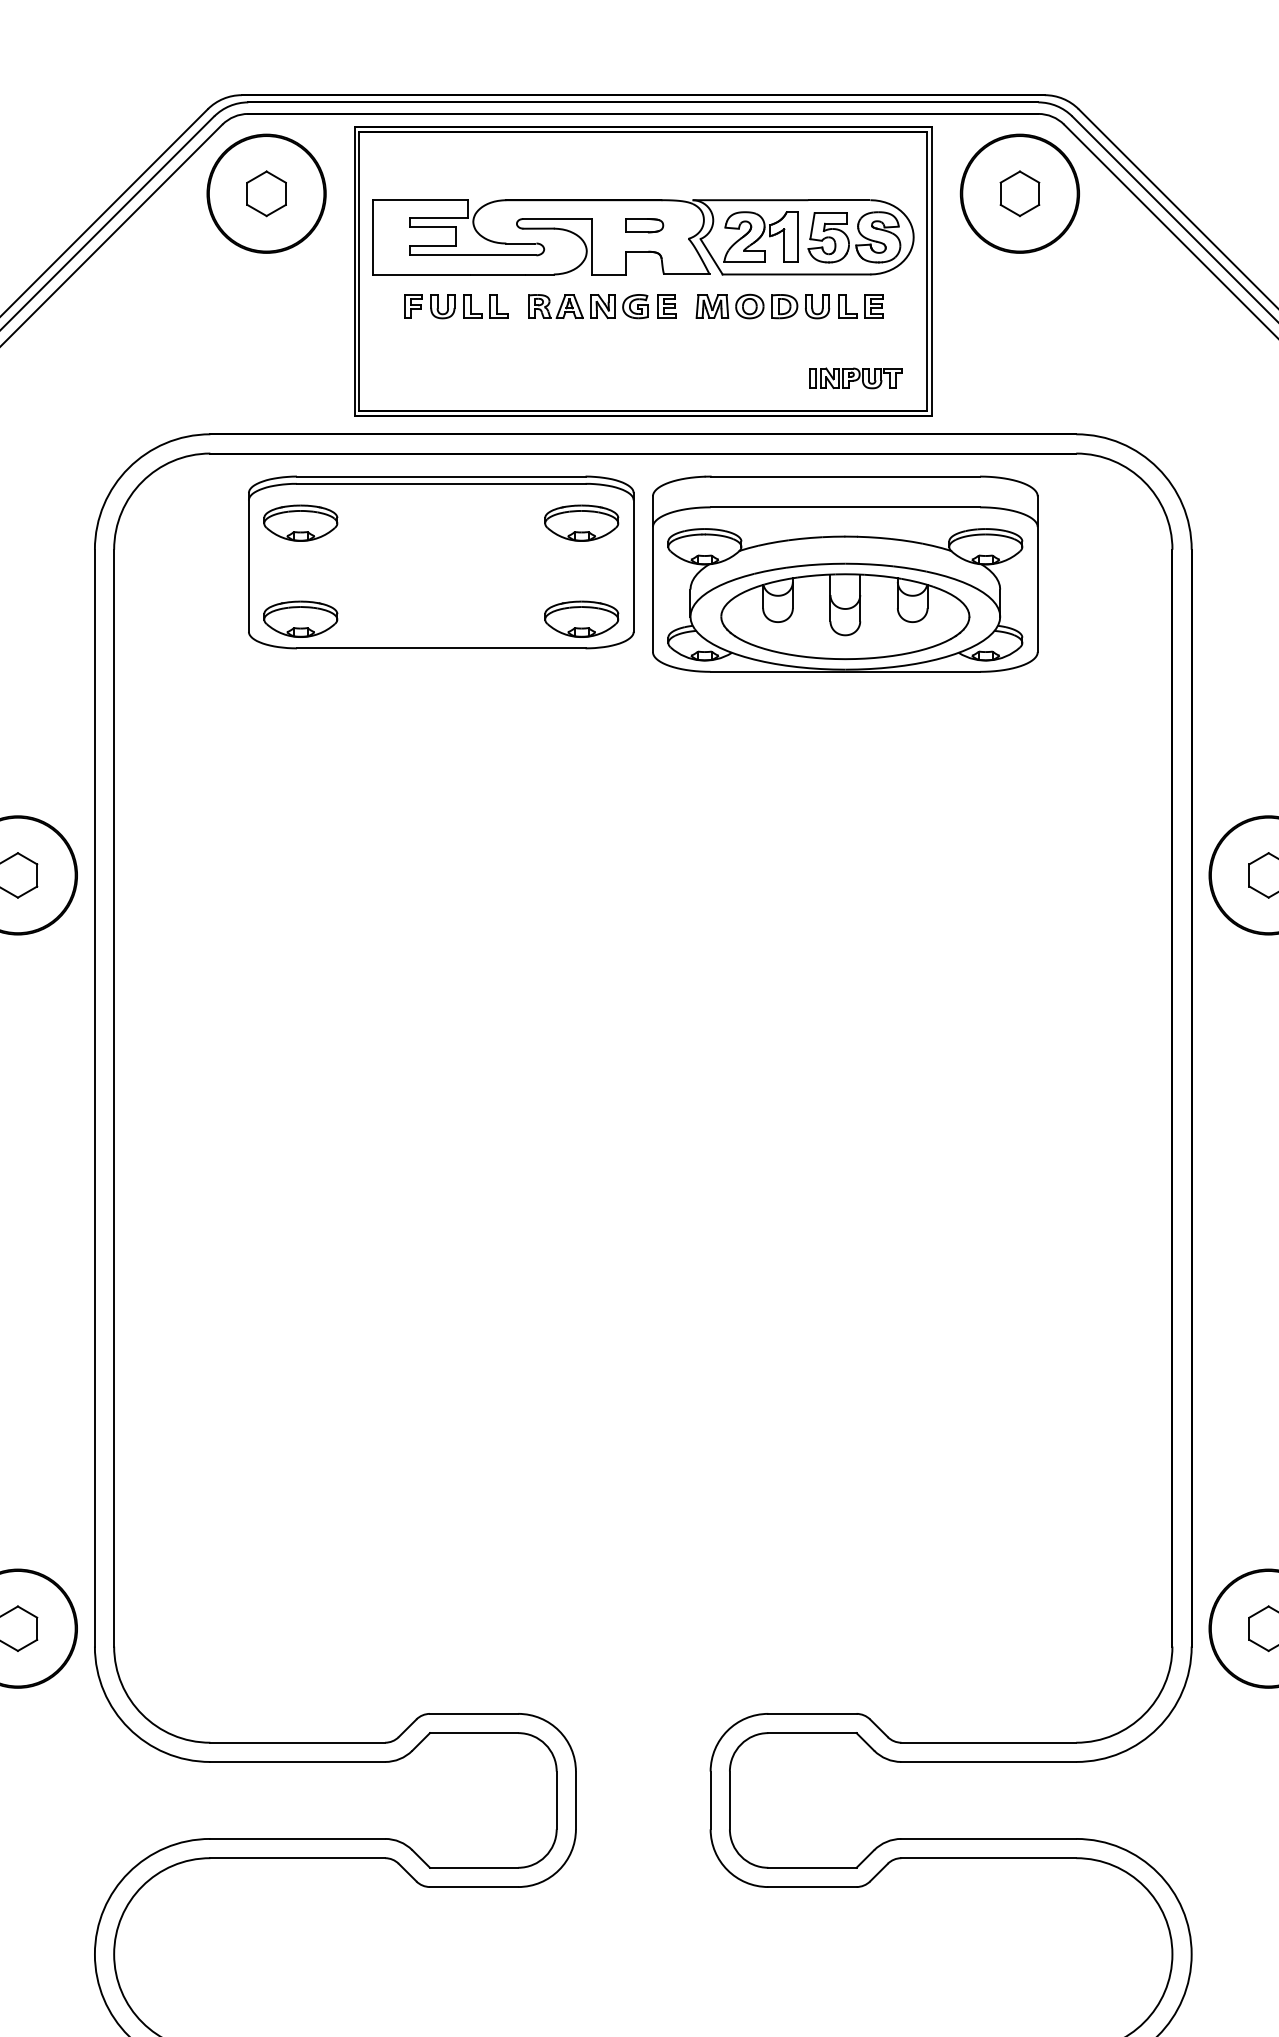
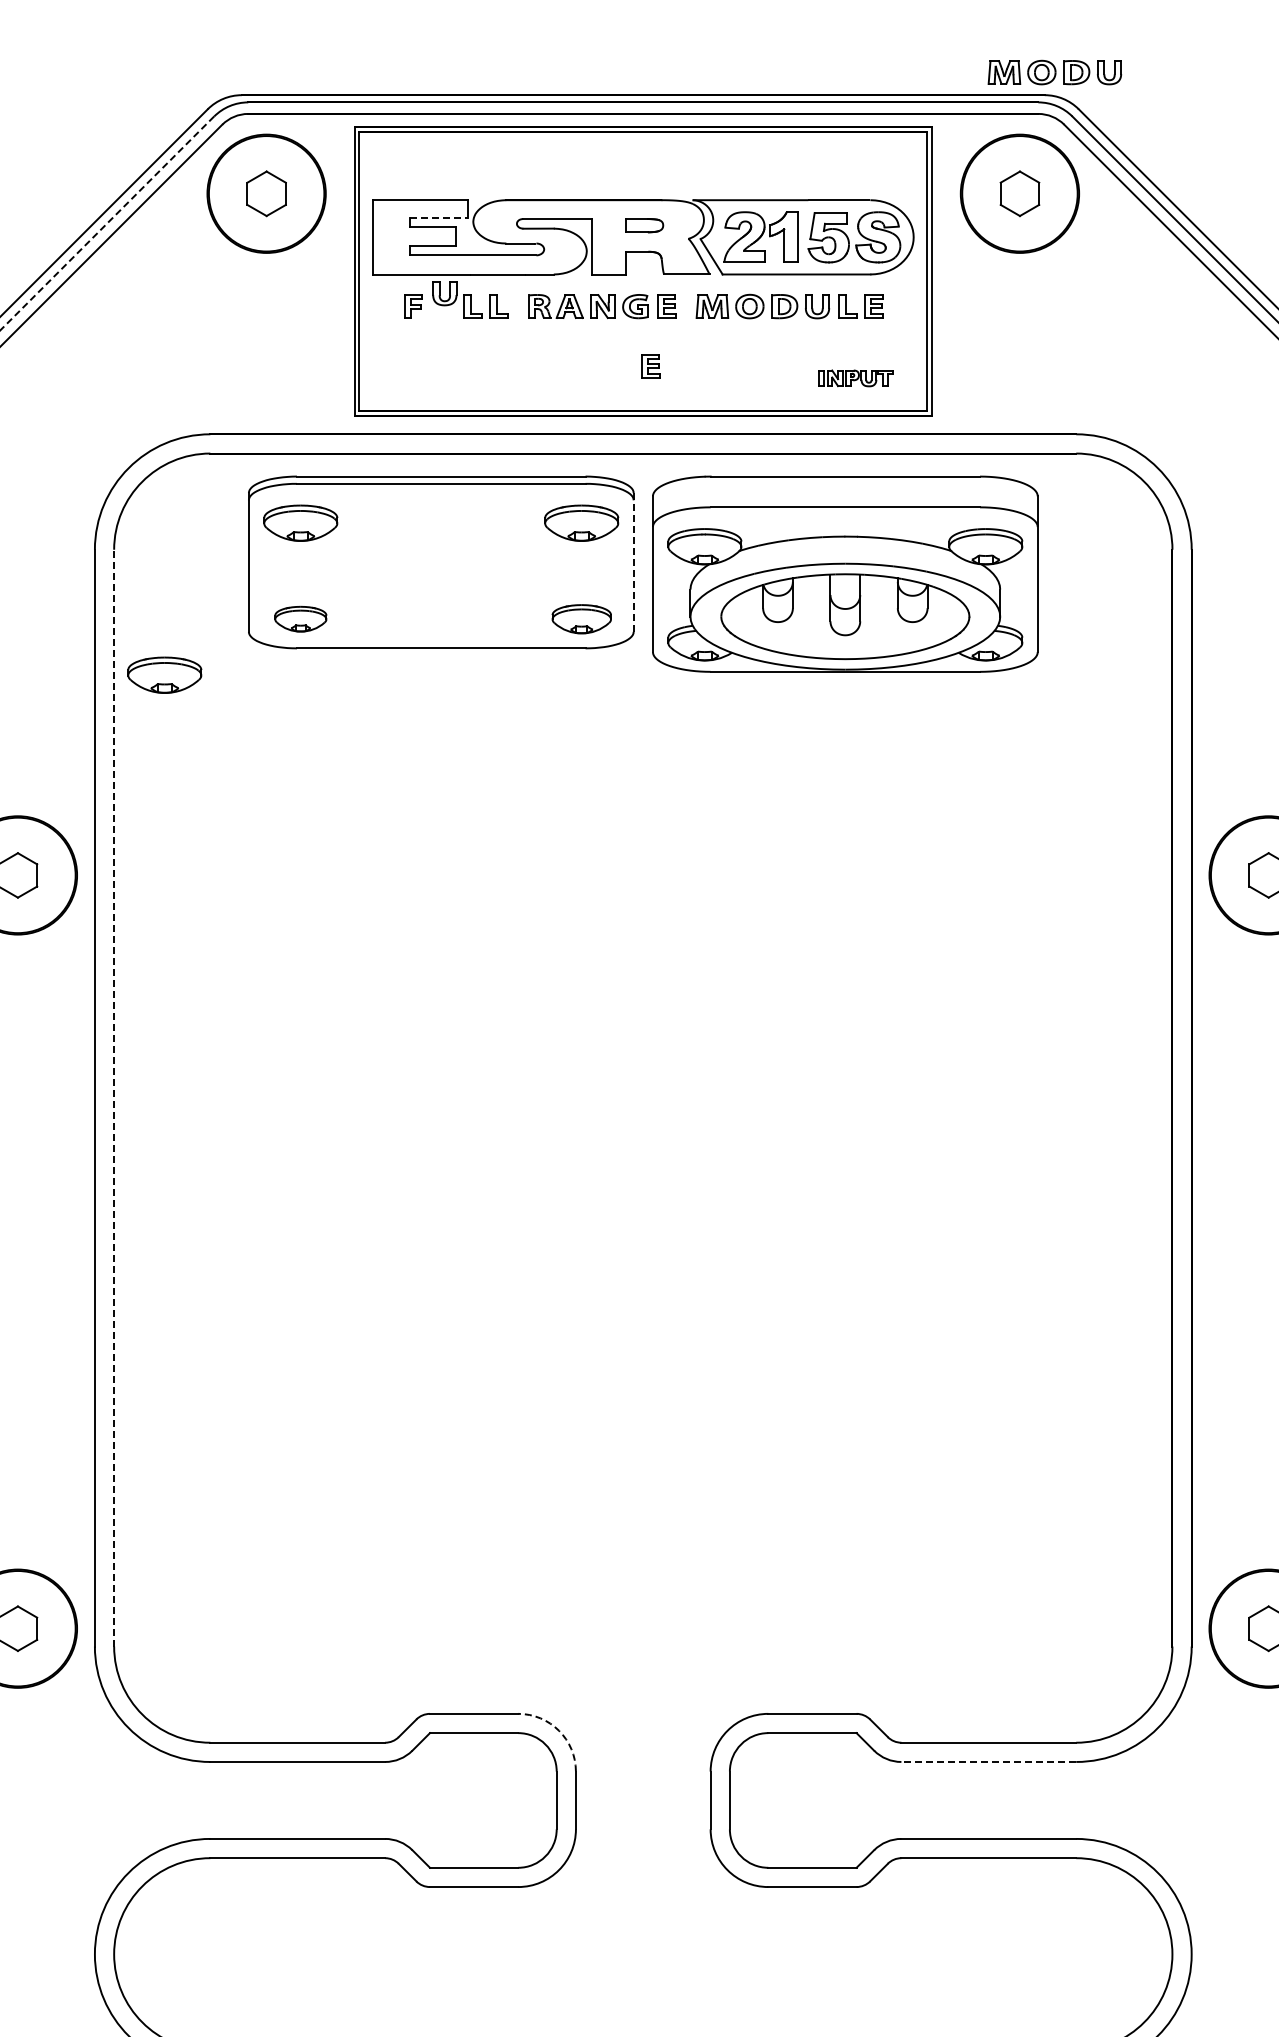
part: none -> present (1054, 72)
line: solid -> dashed (439, 218)
line: solid -> dashed (106, 223)
part position: (442, 306) -> (444, 293) (444, 293)
part: none -> present (650, 366)
part size: 94x23 px -> 76x19 px (855, 378)
line: solid -> dashed (633, 563)
part size: 76x38 px -> 54x28 px (300, 618)
part size: 76x38 px -> 61x31 px (581, 619)
part: none -> present (164, 674)
line: solid -> dashed (114, 1097)
arc: solid -> dashed (559, 1730)
line: solid -> dashed (988, 1761)
